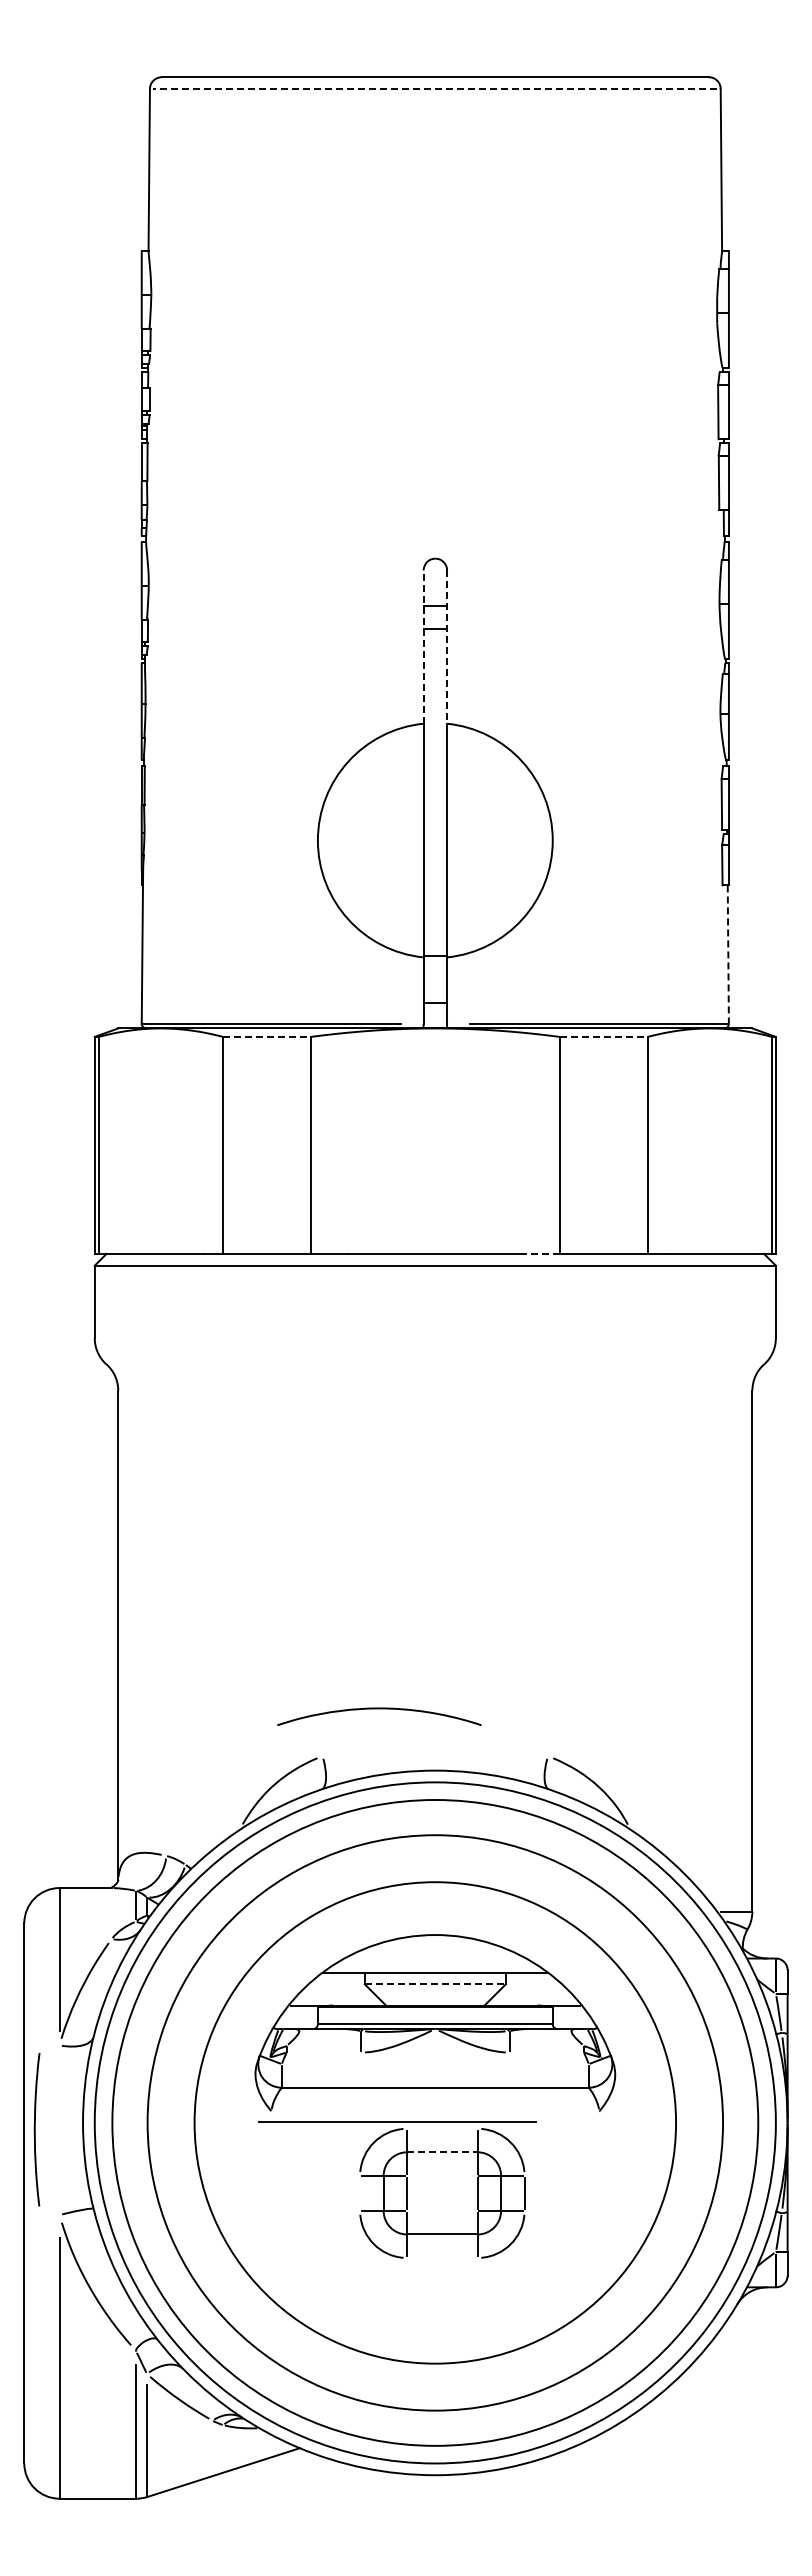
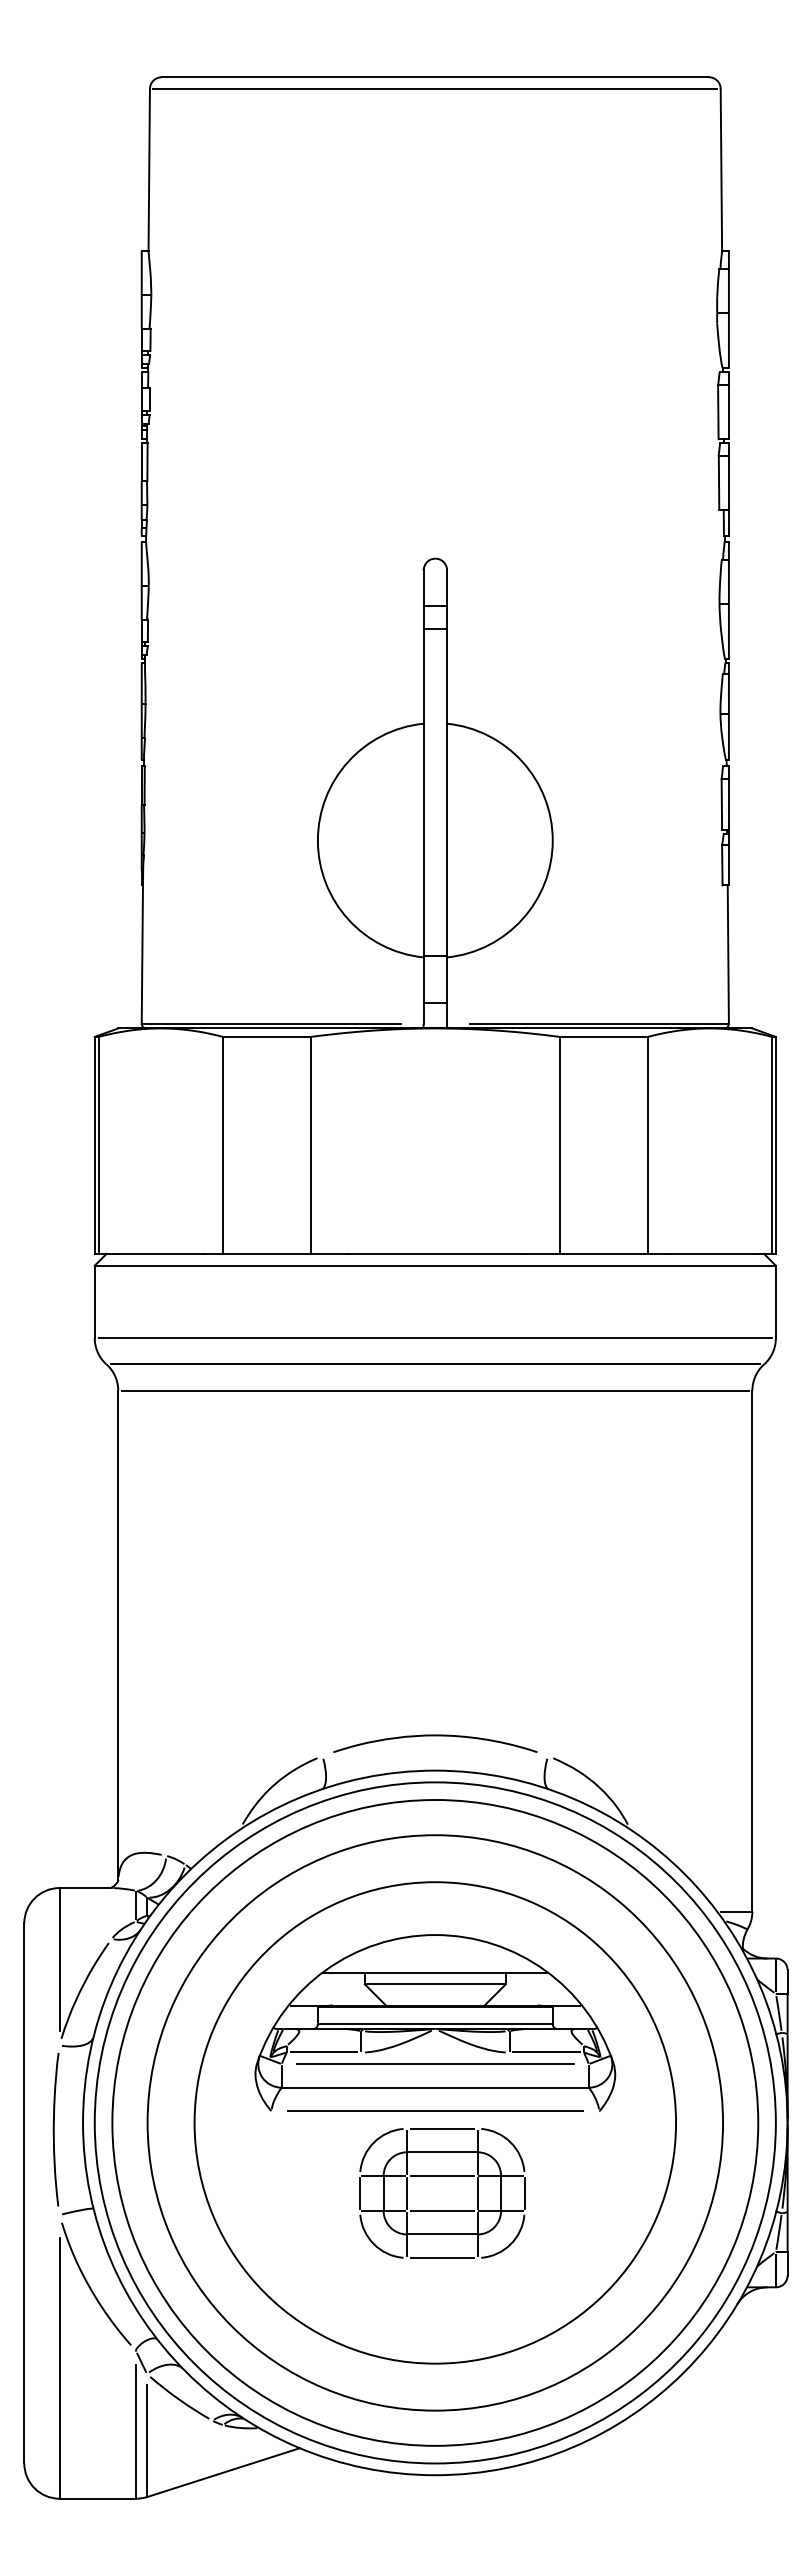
line: dashed -> solid (435, 89)
line: dashed -> solid (423, 647)
line: dashed -> solid (447, 647)
line: dashed -> solid (728, 955)
line: dashed -> solid (267, 1036)
line: dashed -> solid (604, 1036)
line: dashed -> solid (541, 1253)
line: none -> present (435, 1338)
line: none -> present (435, 1364)
line: none -> present (435, 1390)
curve position: (379, 1709) -> (435, 1736) (435, 1736)
line: dashed -> solid (435, 1984)
line: none -> present (323, 2052)
line: none -> present (546, 2052)
line: none -> present (435, 2111)
line position: (397, 2121) -> (435, 2063) (435, 2063)
line: none -> present (442, 2128)
curve position: (35, 2129) -> (54, 2129) (54, 2129)
line: dashed -> solid (442, 2152)
line: none -> present (442, 2175)
line: none -> present (360, 2193)
line: none -> present (442, 2211)
line: none -> present (442, 2257)
